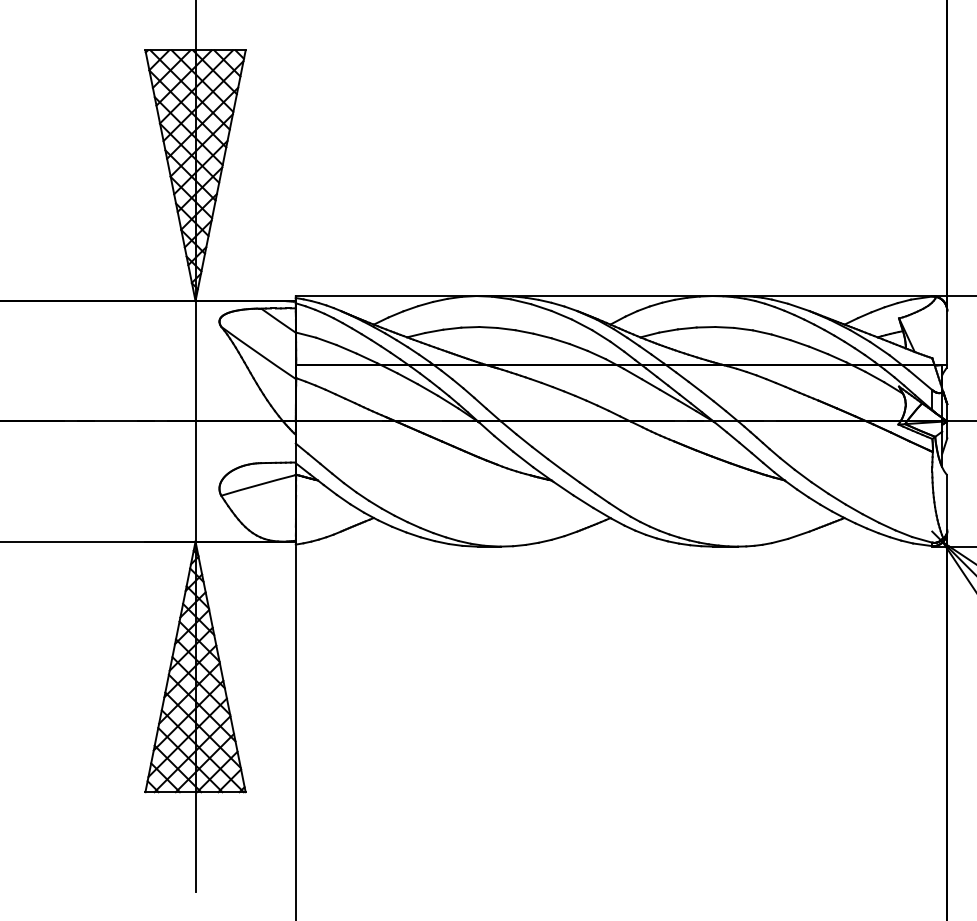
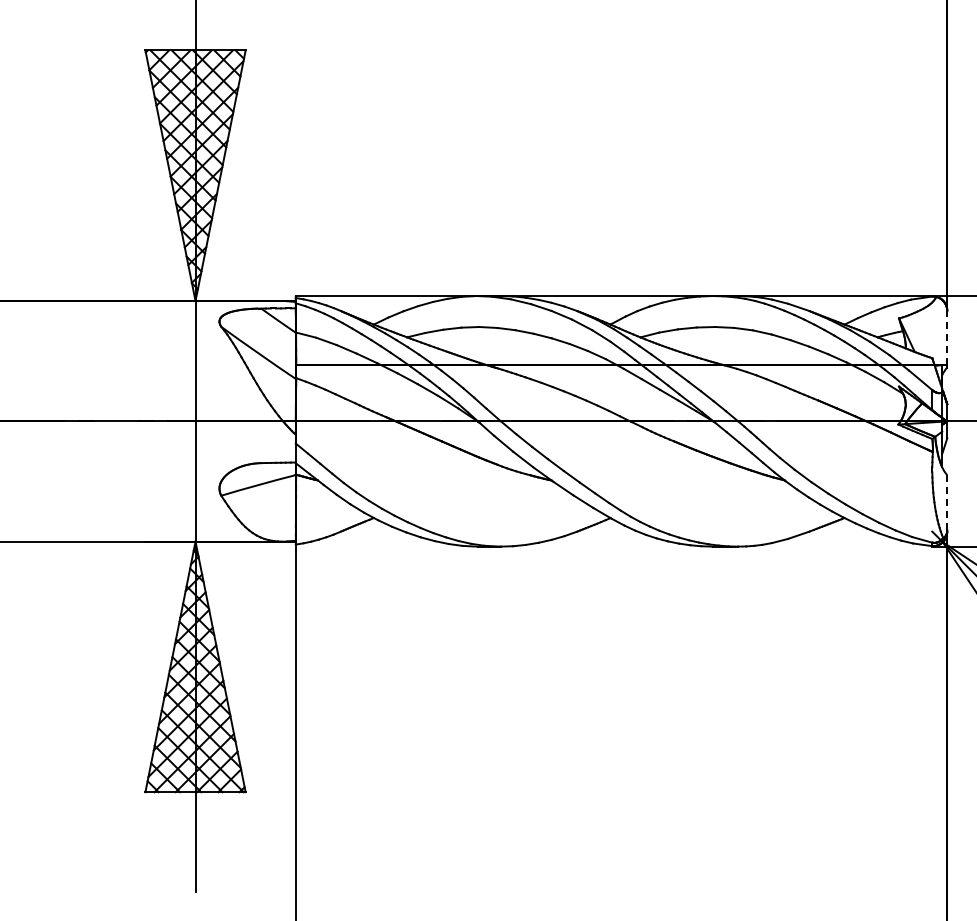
line: solid -> dashed (947, 338)
line: solid -> dashed (947, 502)
